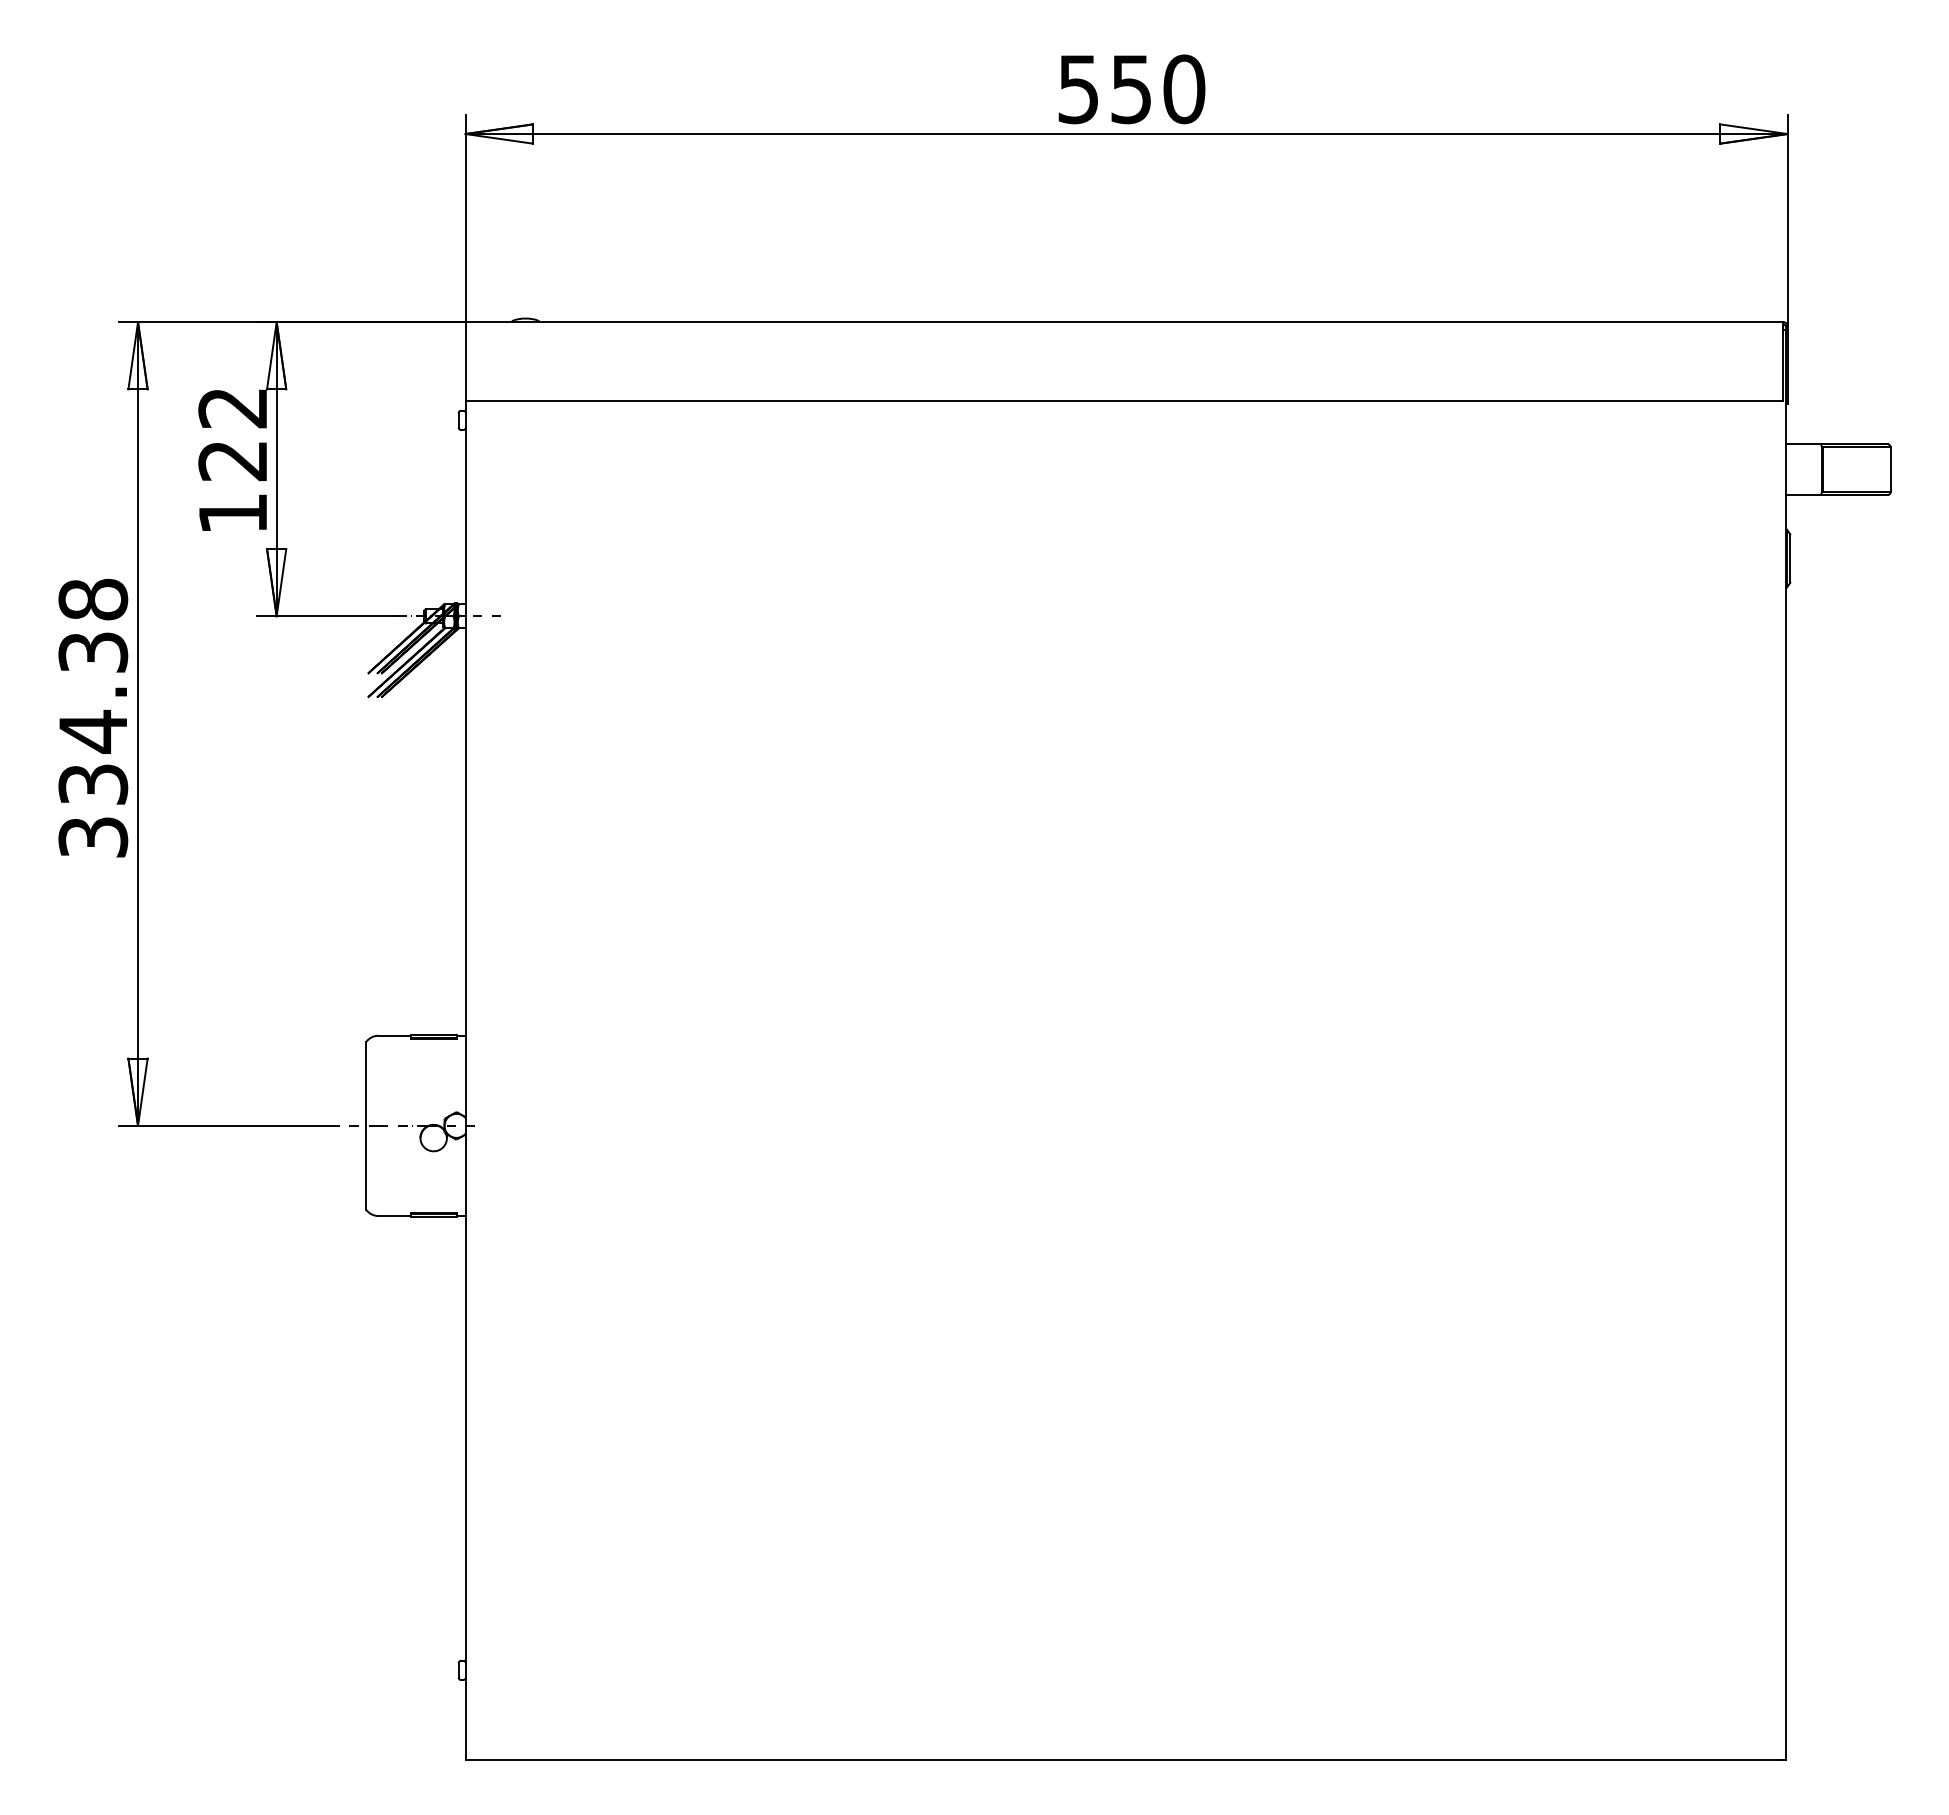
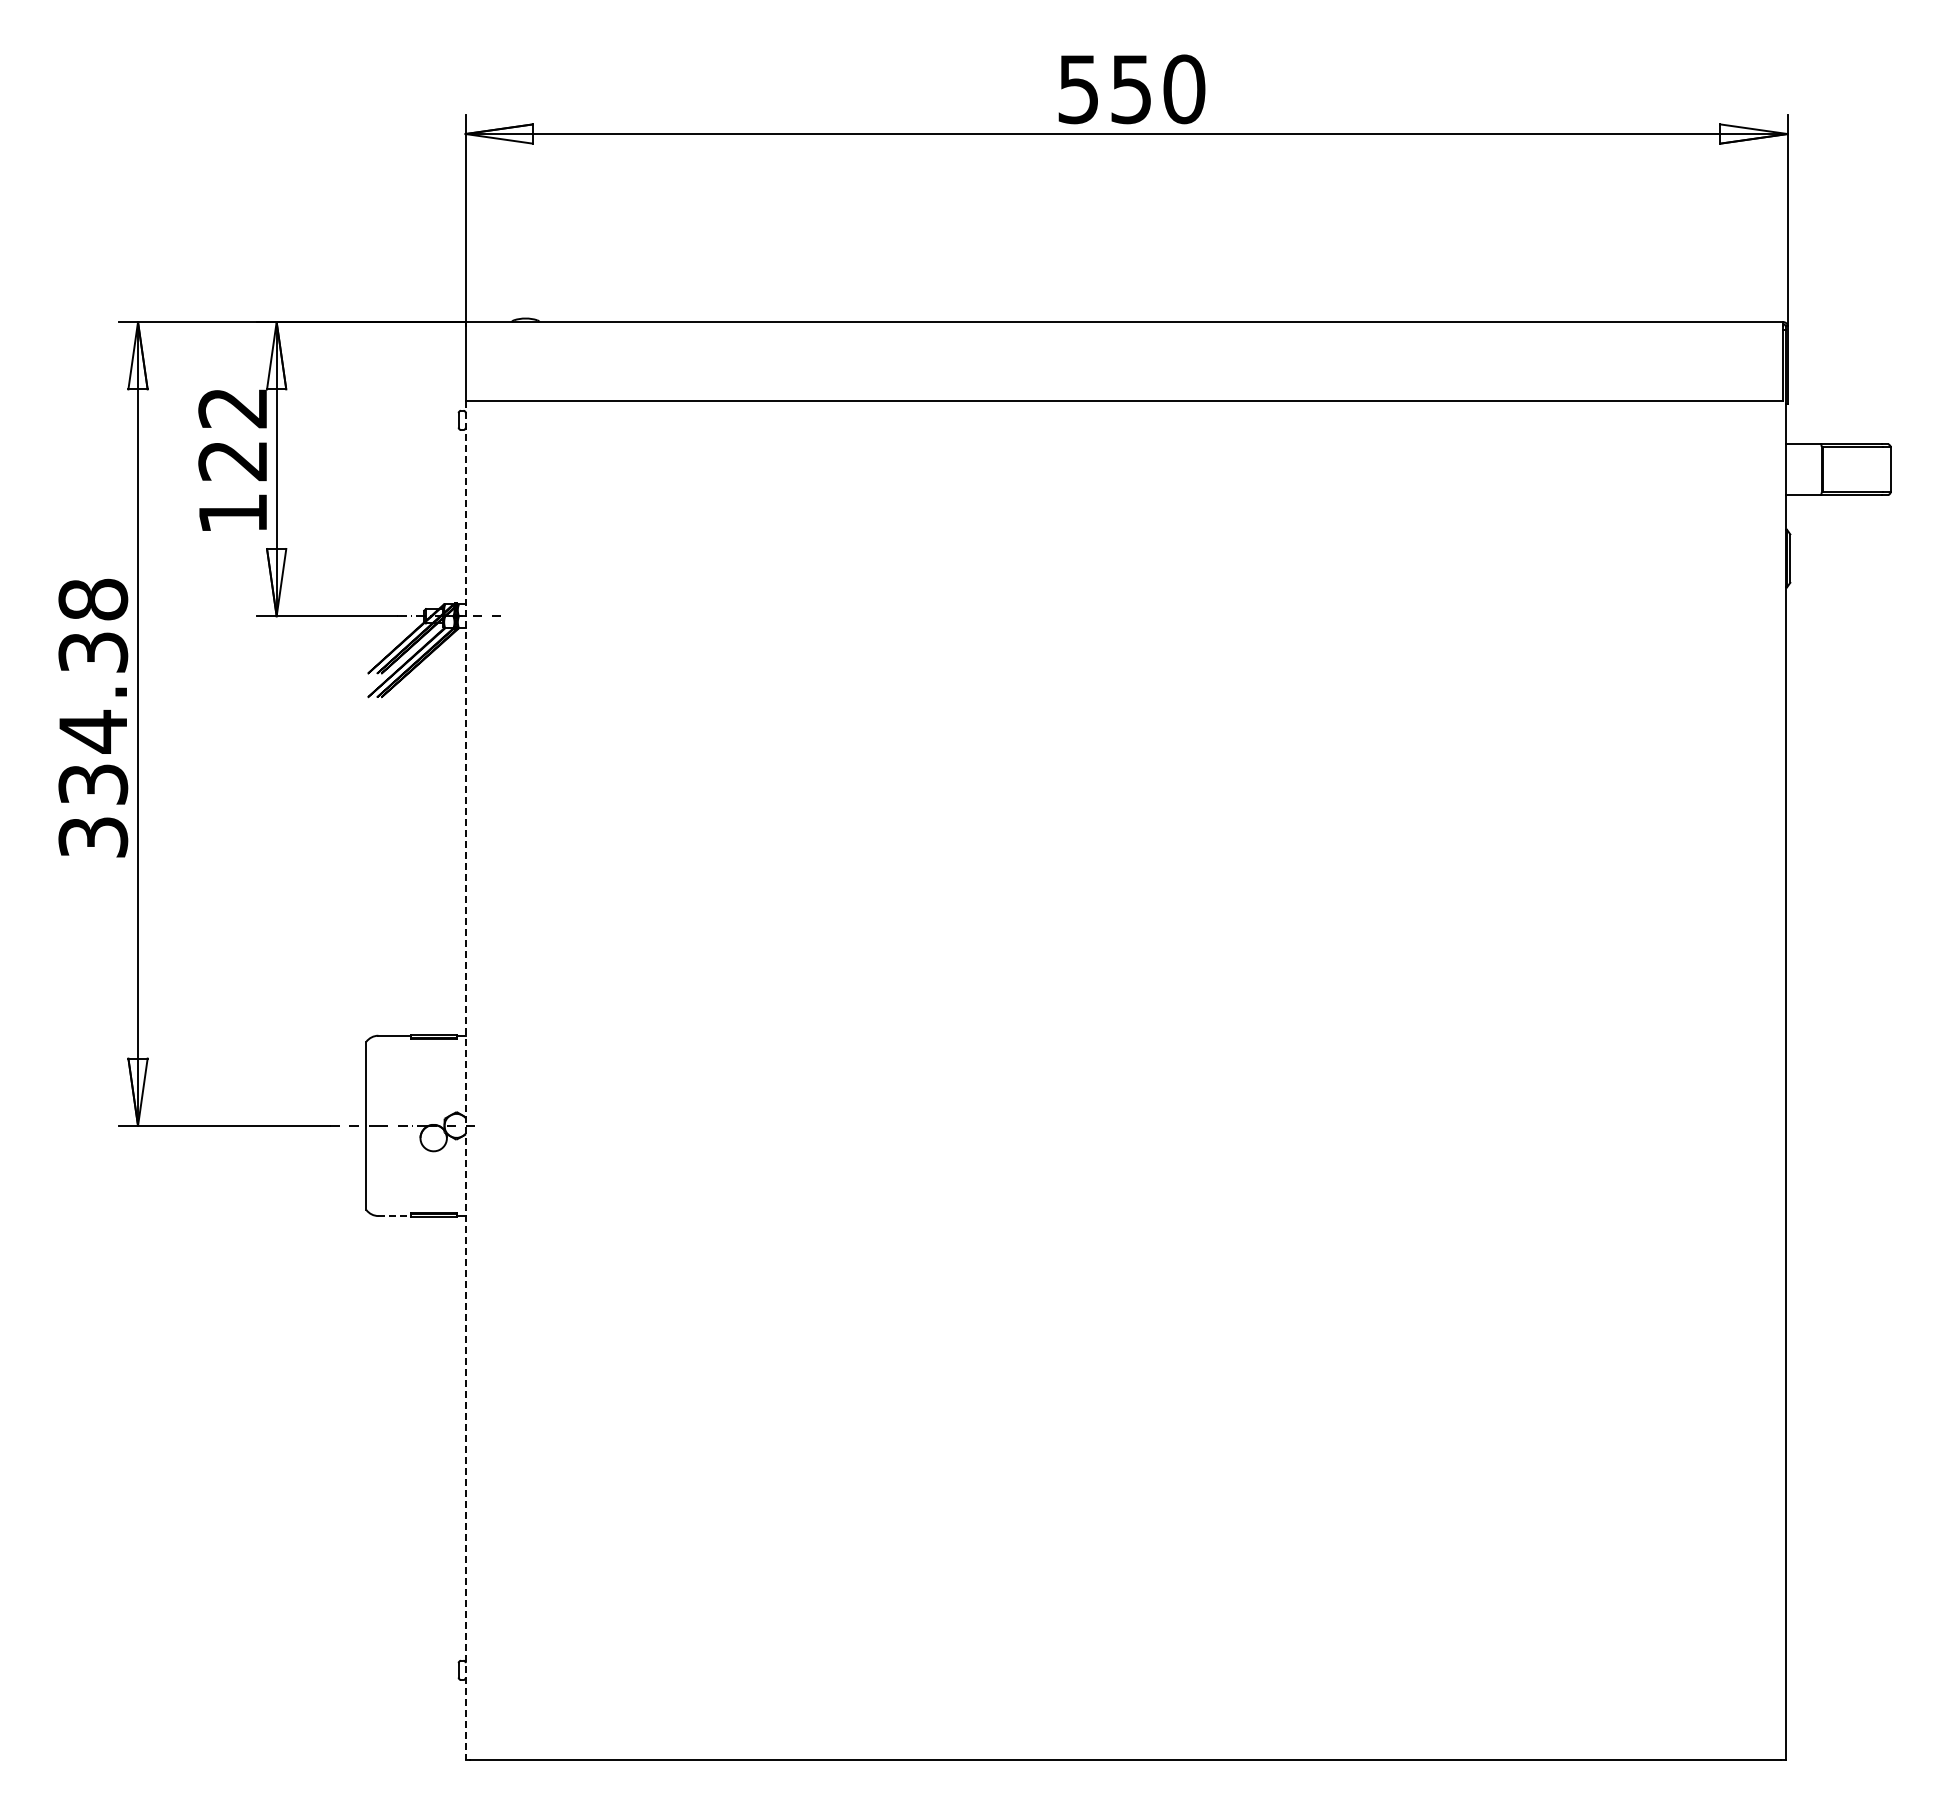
line: solid -> dashed (465, 1080)
line: solid -> dashed (395, 1216)
